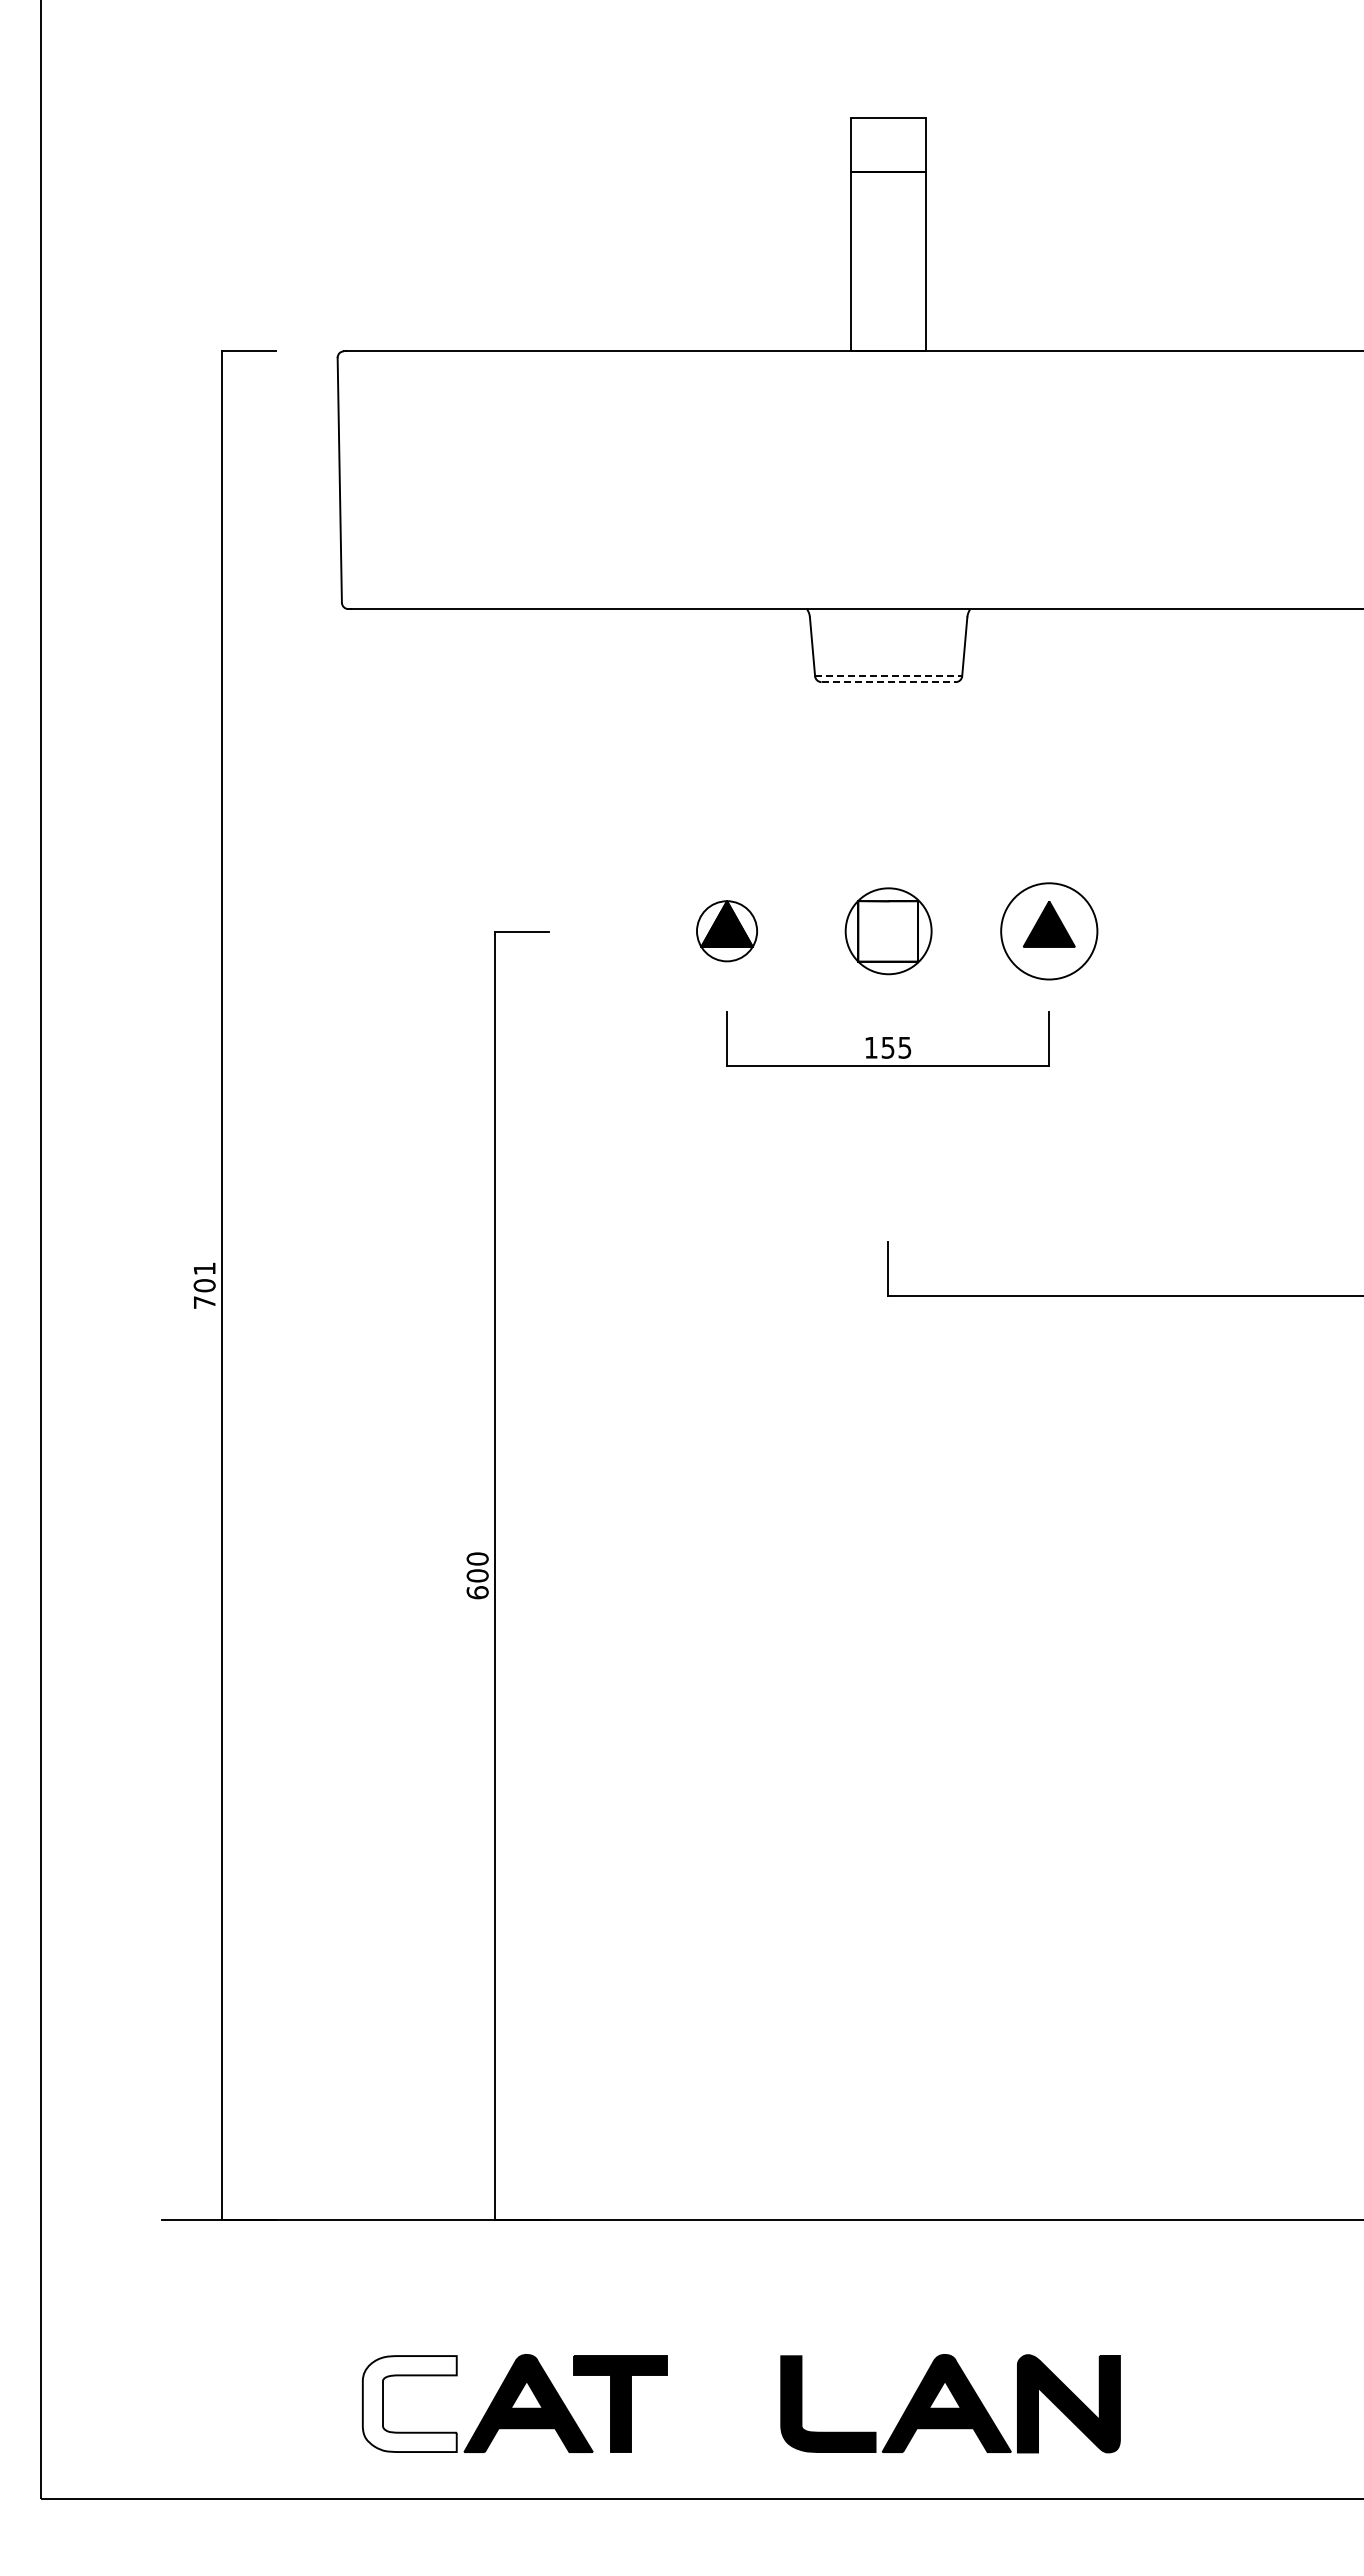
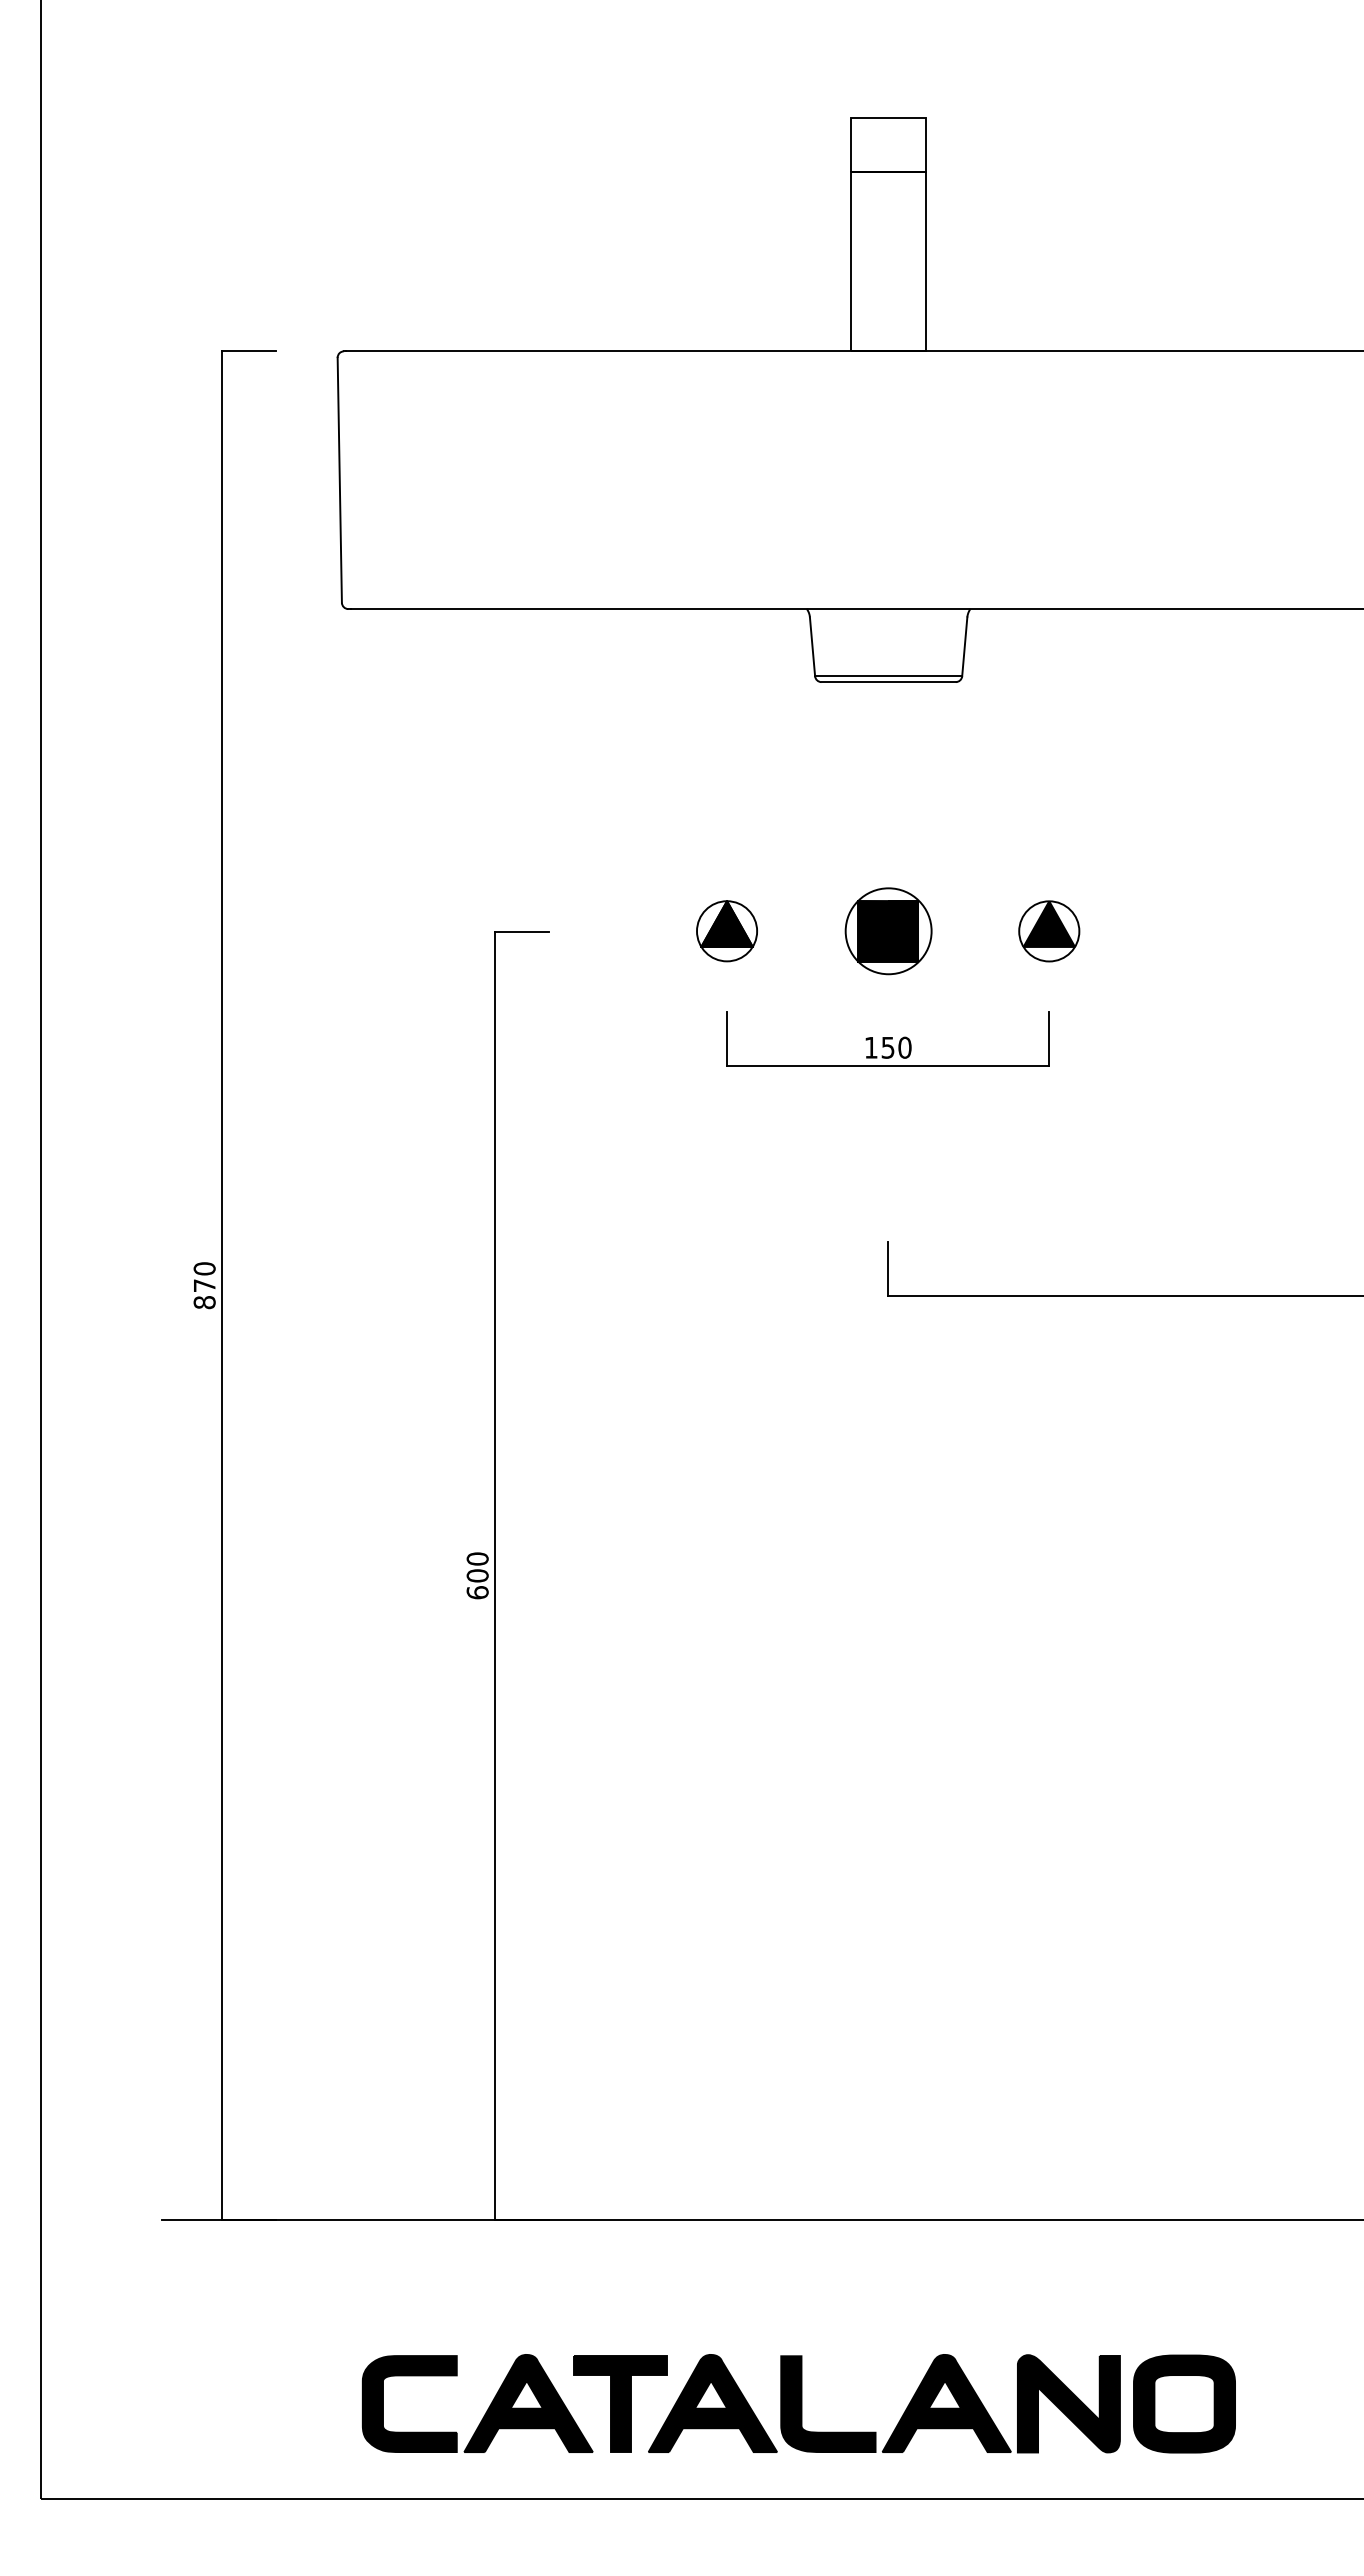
line: dashed -> solid (888, 676)
line: dashed -> solid (889, 682)
fill: none -> present (888, 931)
circle diameter: 96 px -> 60 px (1049, 931)
text: 155 -> 150 (904, 1047)
text: 701 -> 870 (204, 1285)
part: none -> present (712, 2403)
part: none -> present (1184, 2403)
fill: none -> present (409, 2404)
